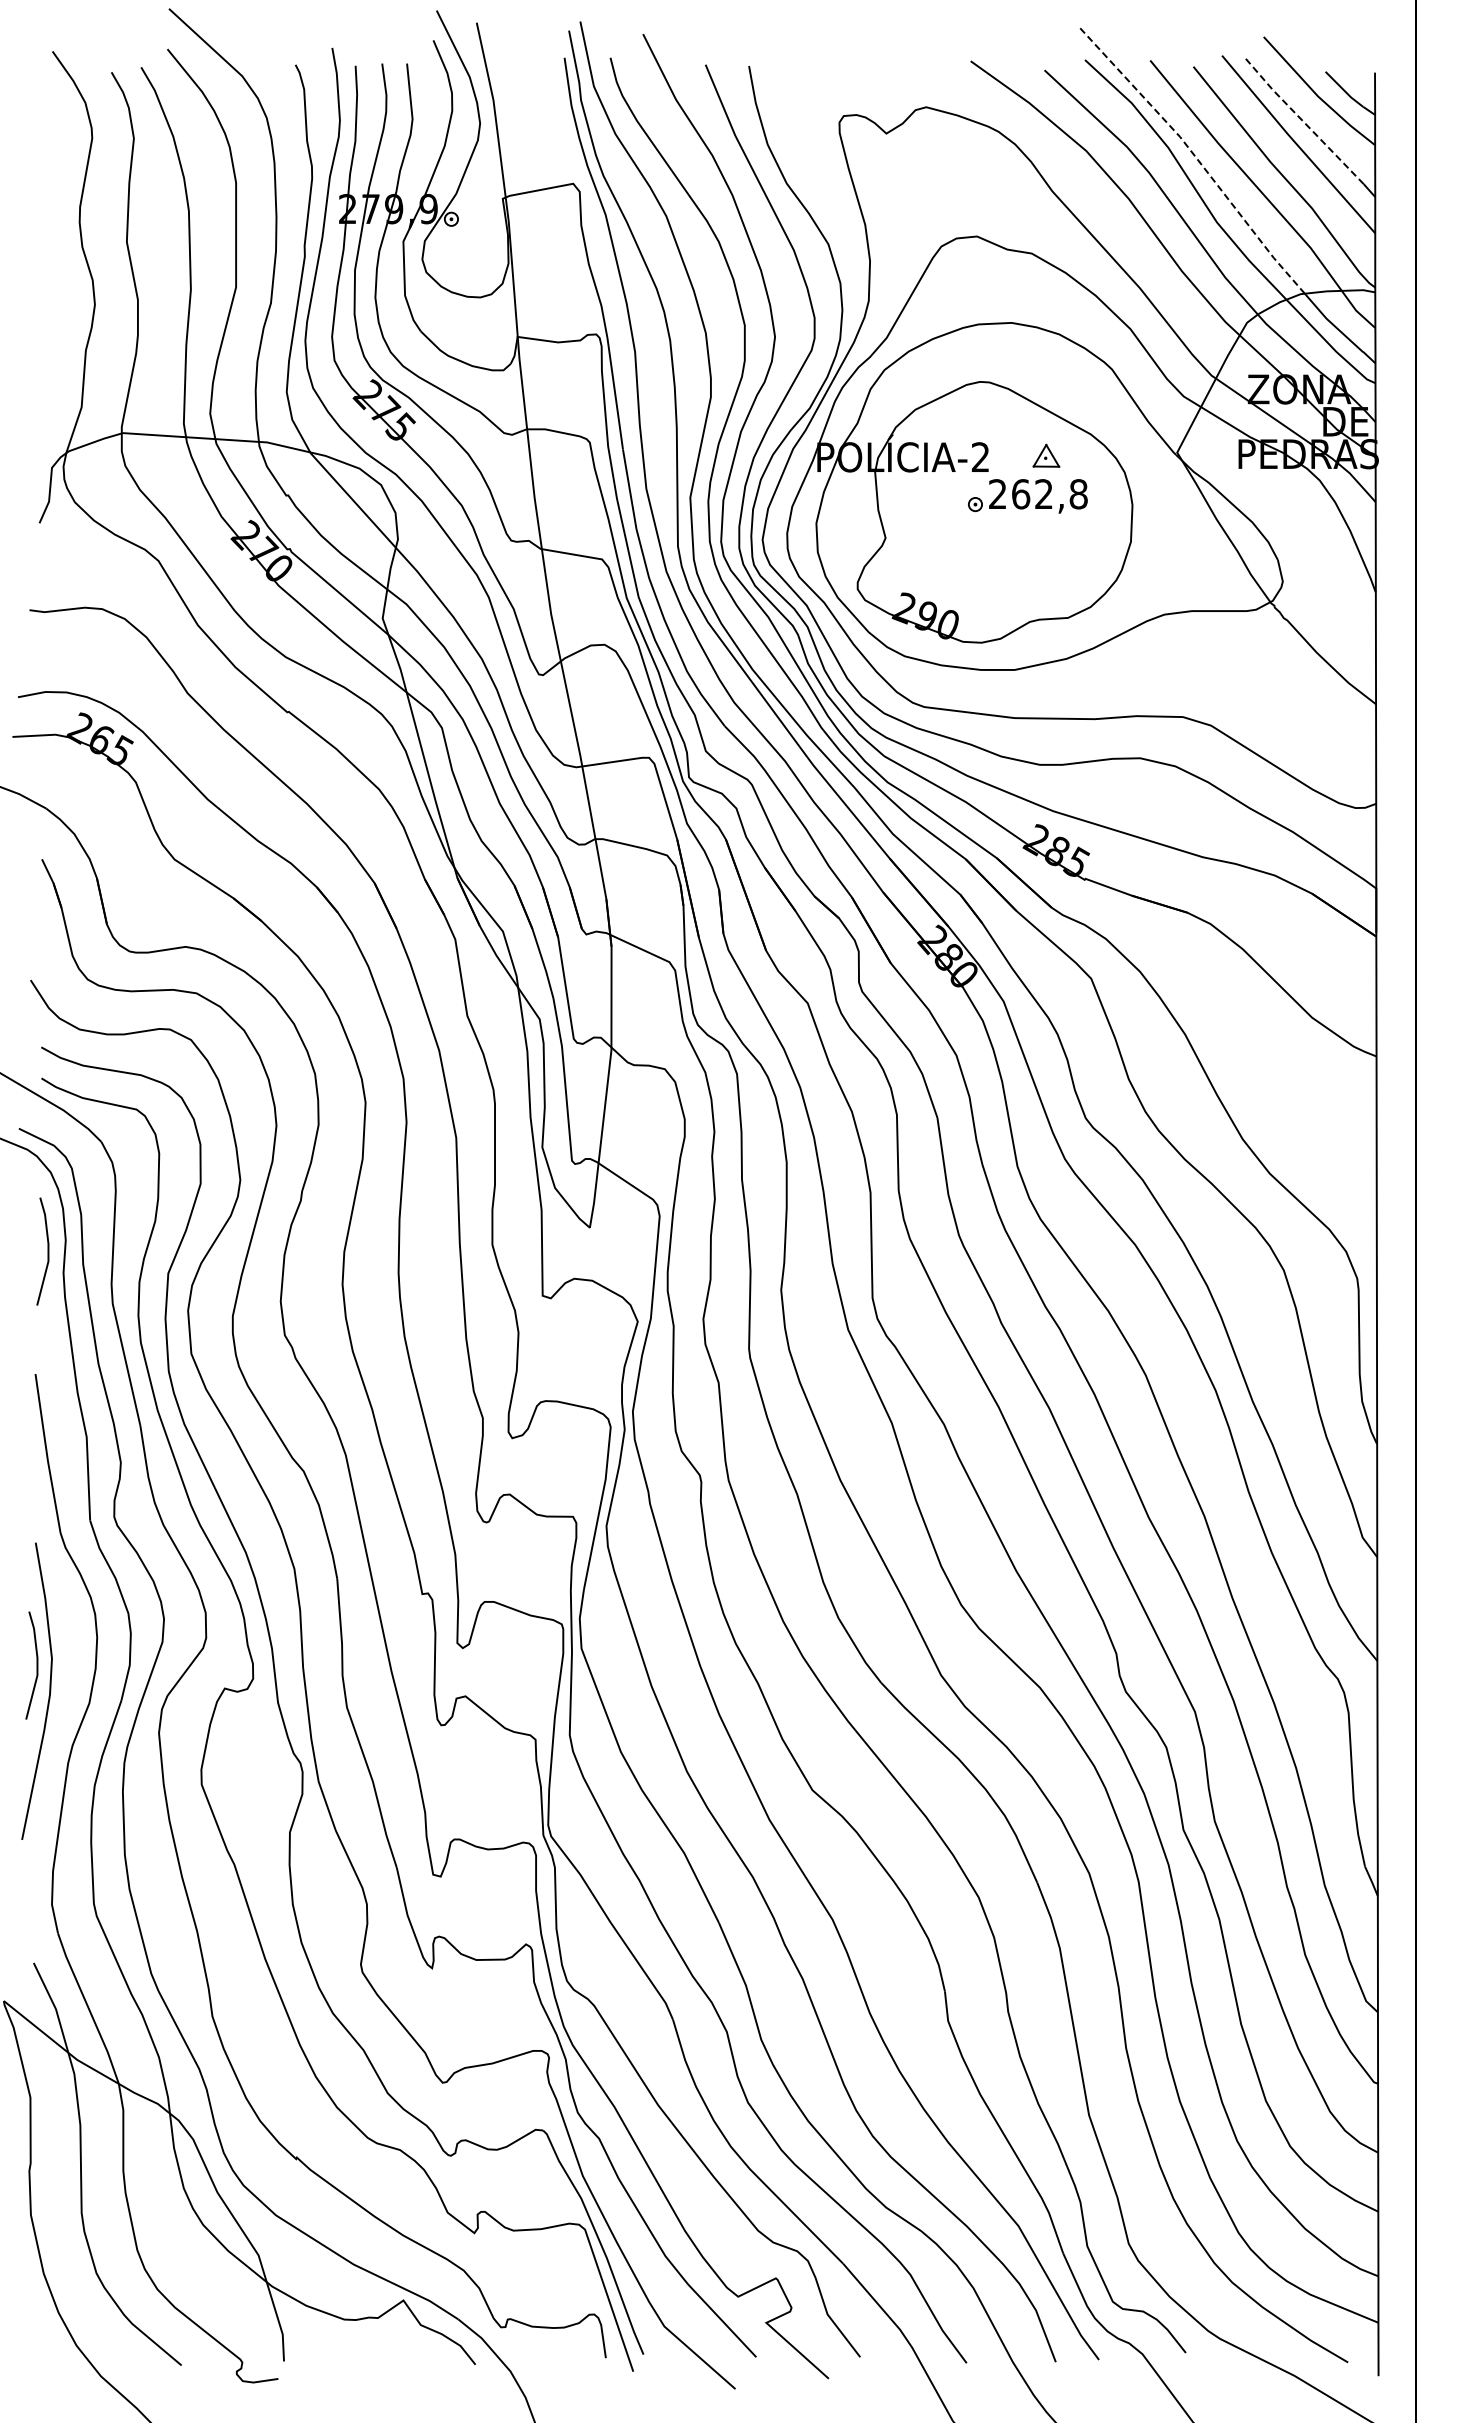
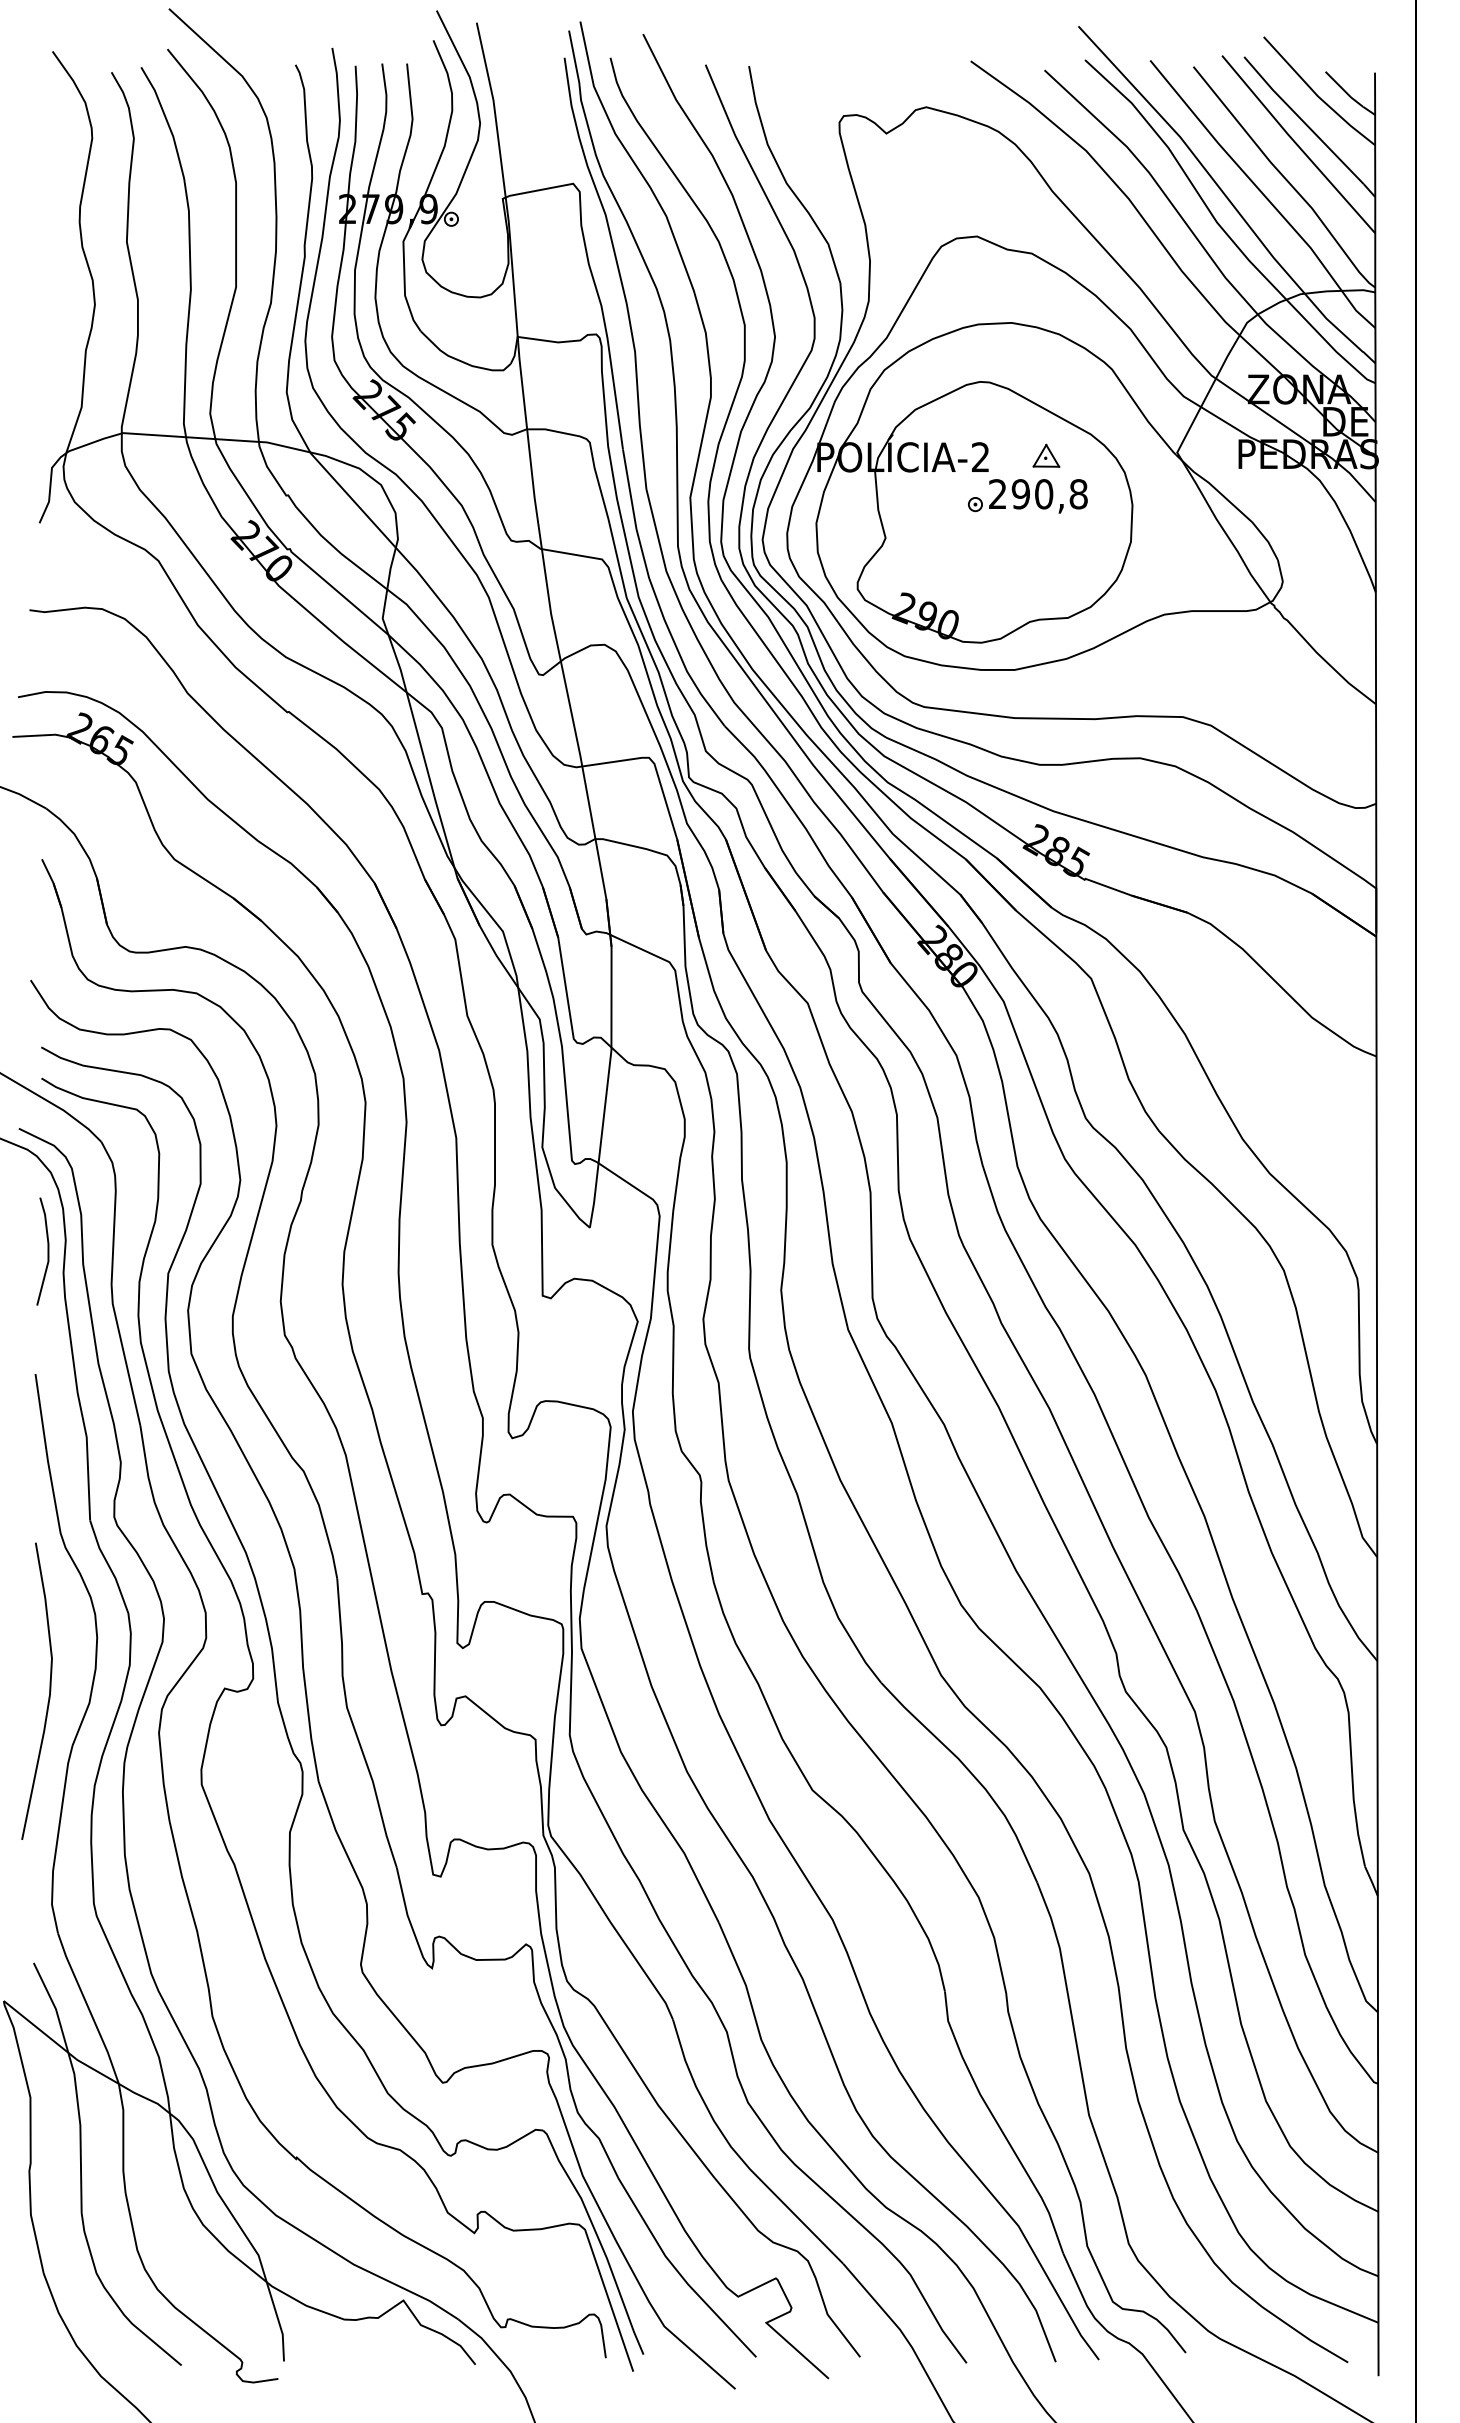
line: dashed -> solid (1302, 120)
line: dashed -> solid (1195, 156)
text: 262,8 -> 290,8 (1032, 494)
line: present -> none (36, 1665)
